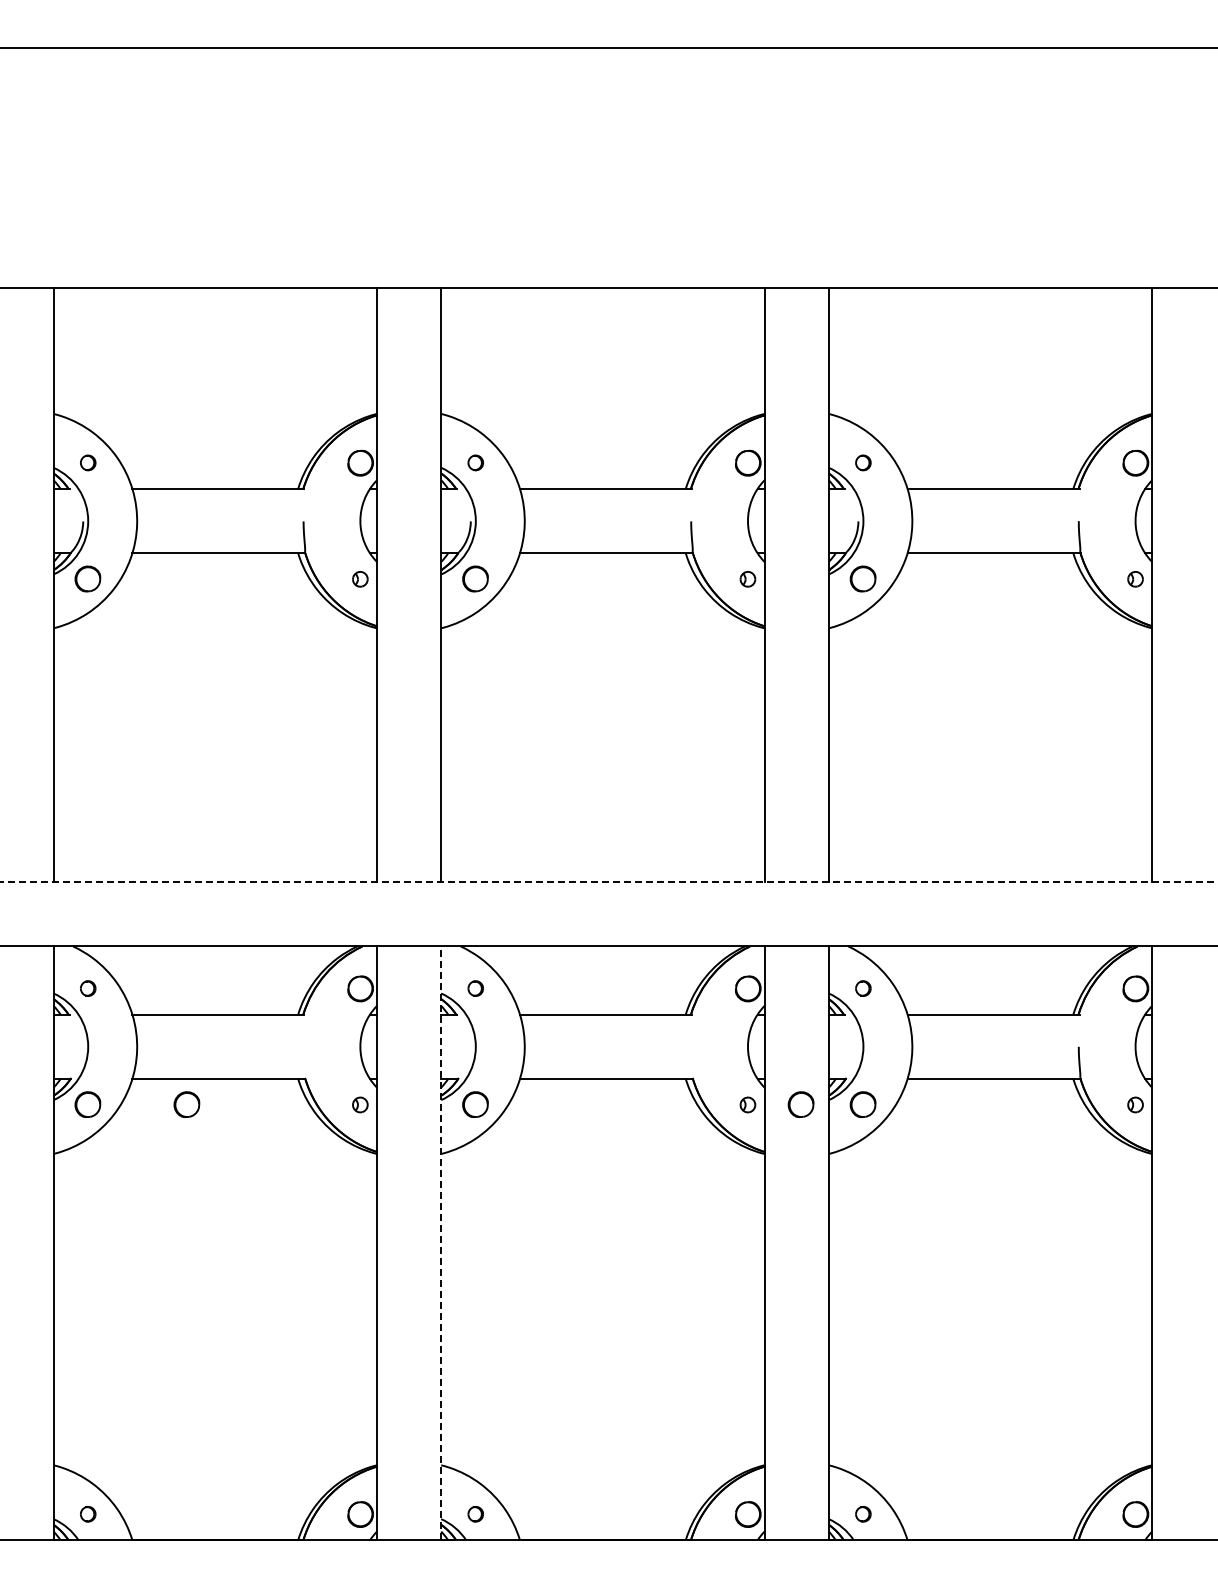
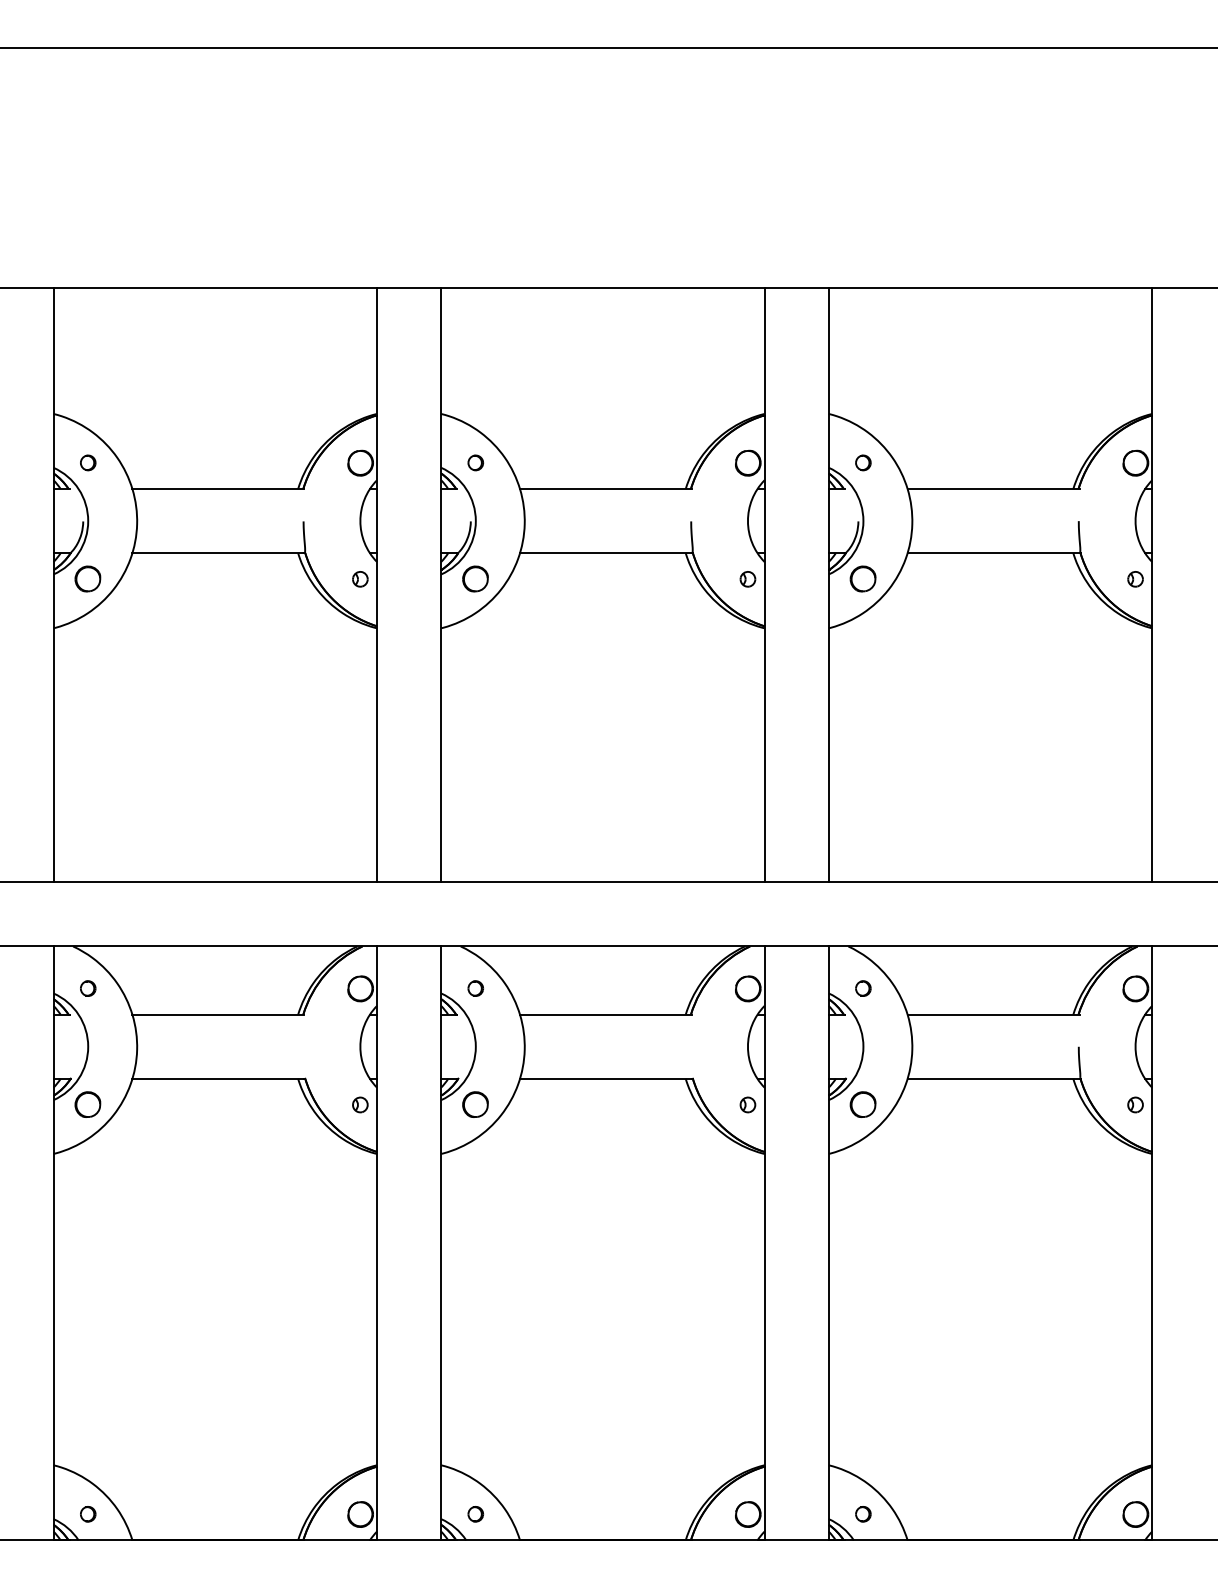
line: dashed -> solid (609, 882)
part: present -> none (186, 1104)
part: present -> none (800, 1104)
line: dashed -> solid (441, 1243)
